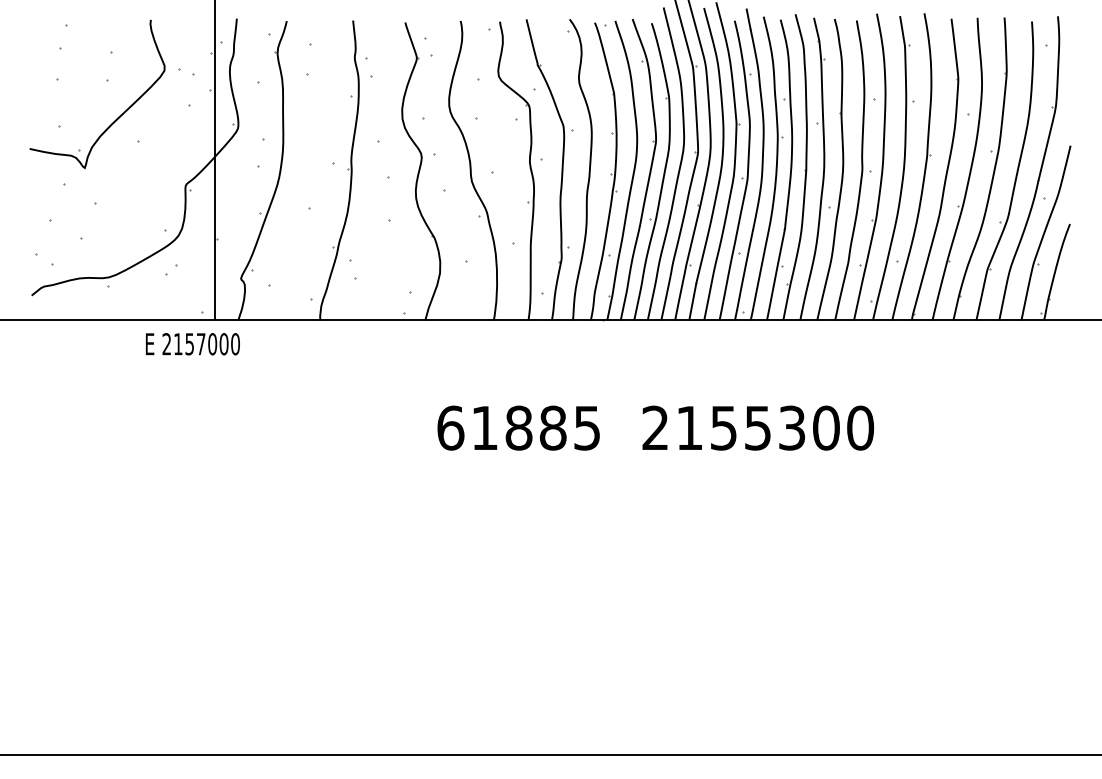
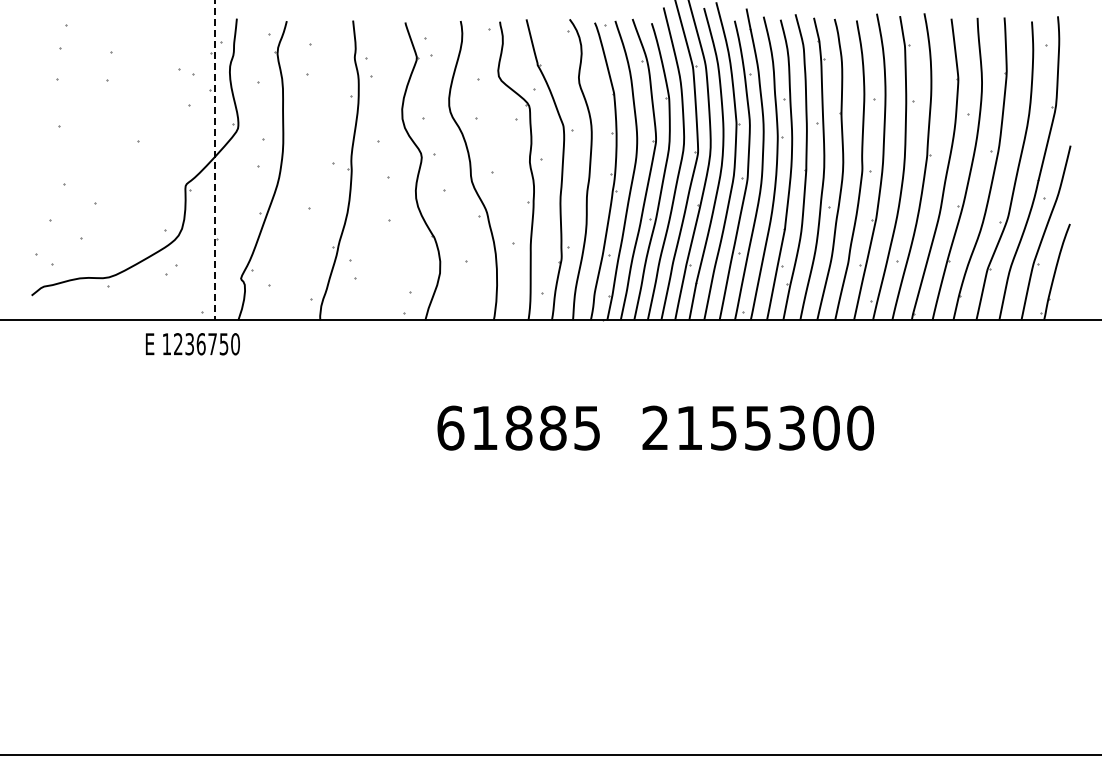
part: present -> none (119, 115)
line: solid -> dashed (215, 160)
text: 2157000 -> 1236750 (195, 344)
